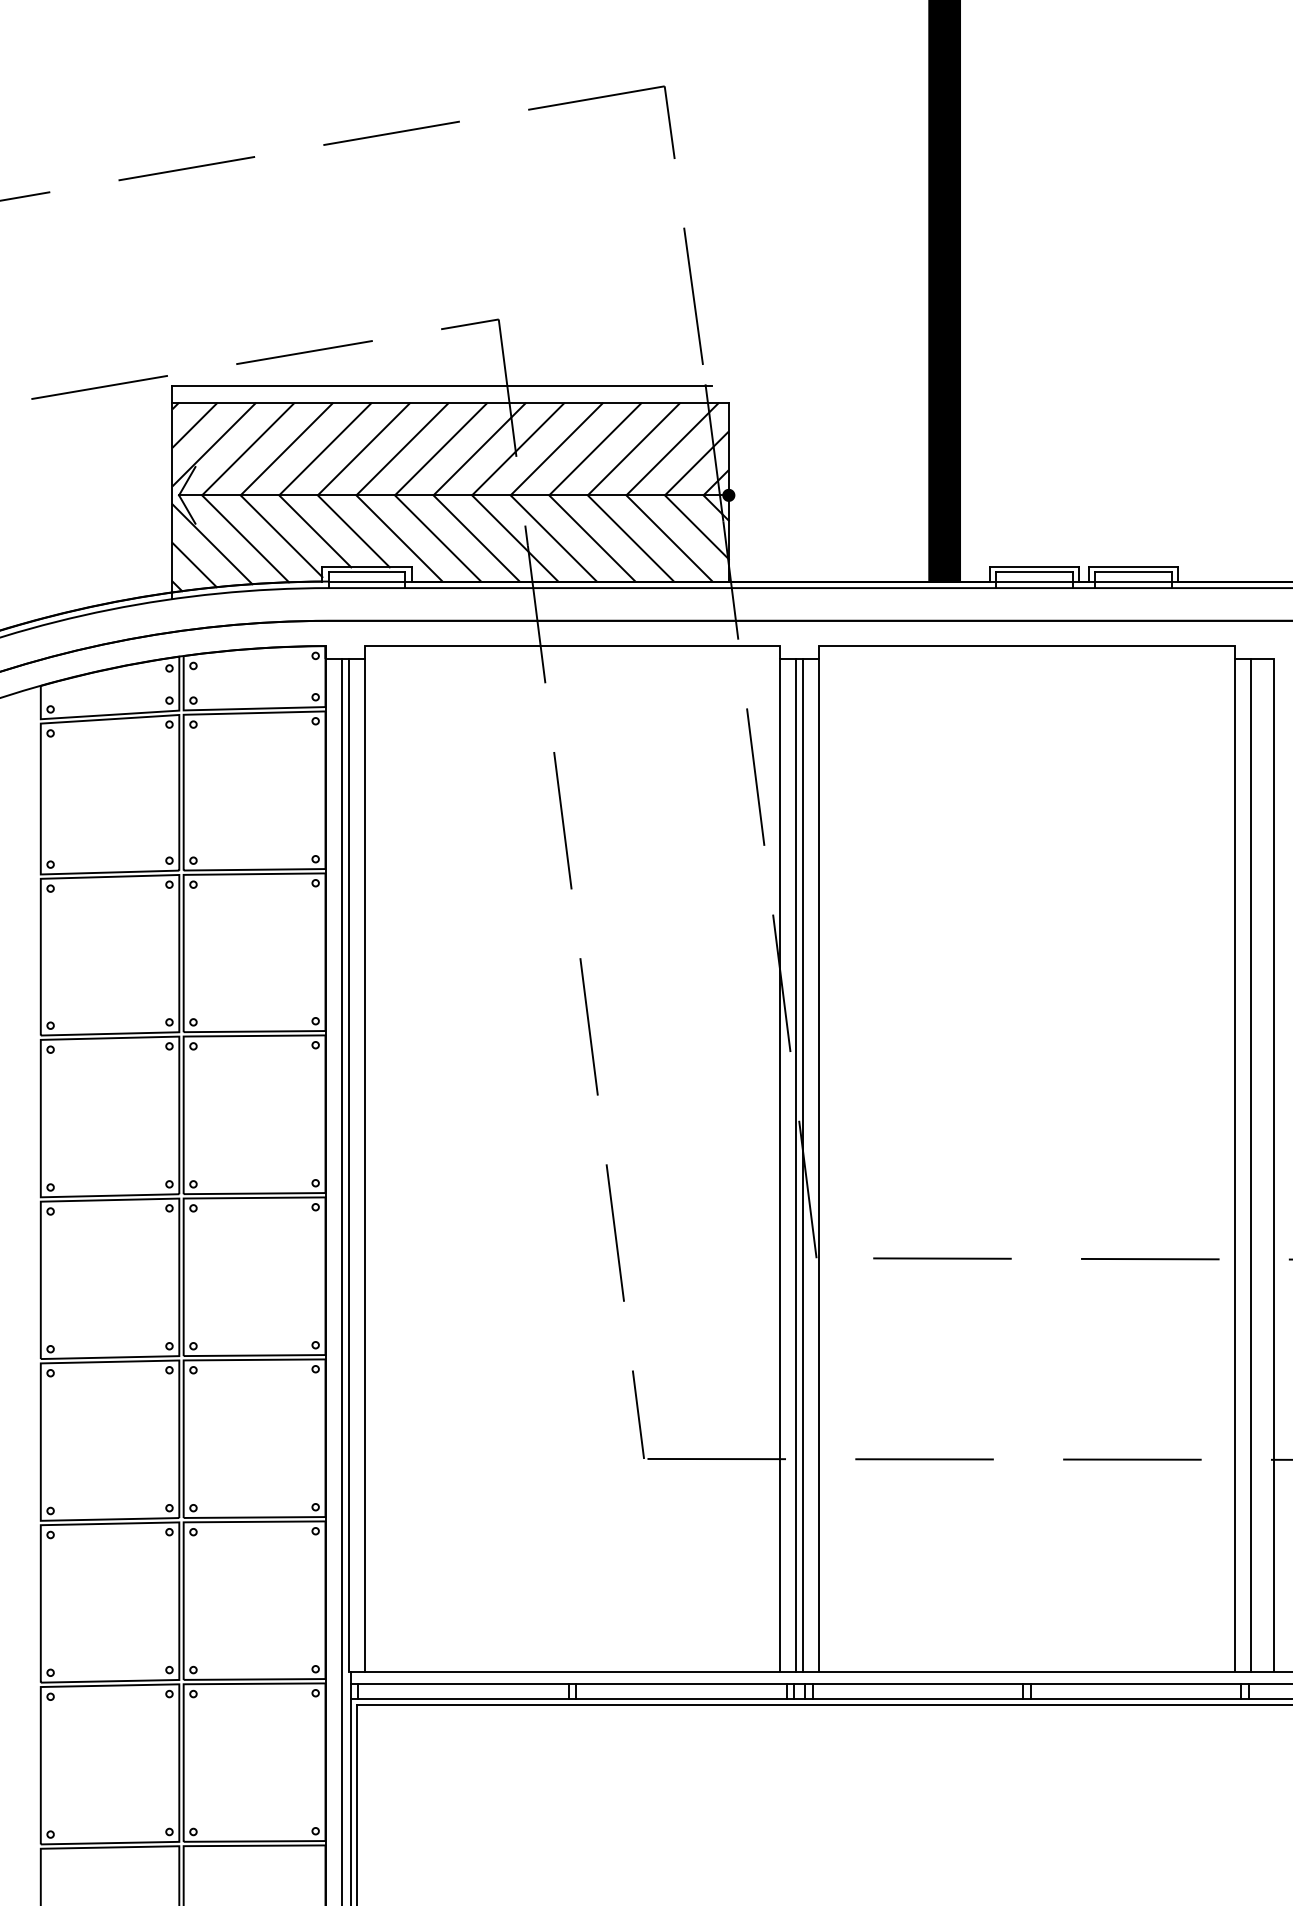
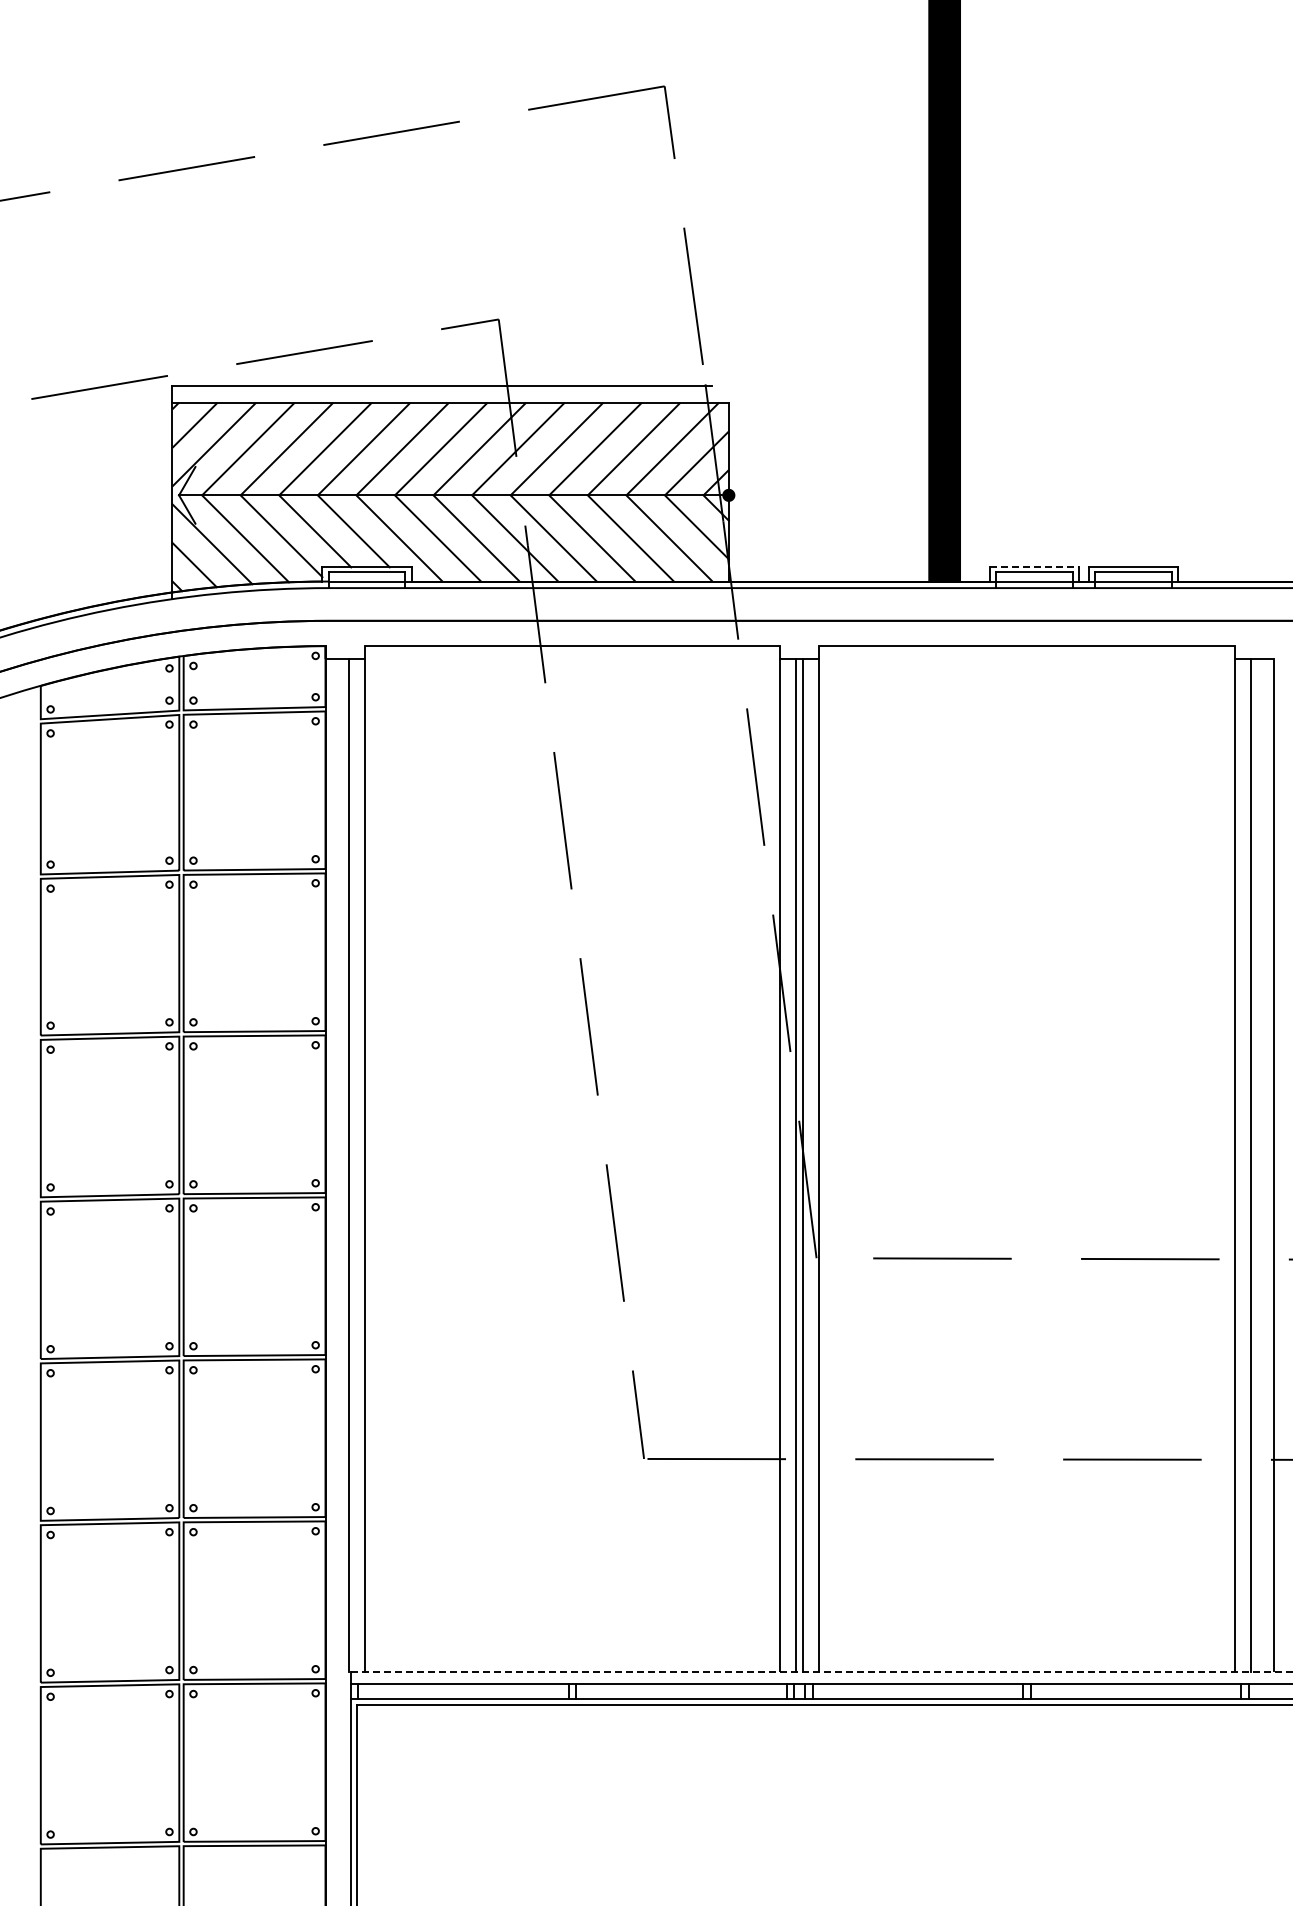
line: solid -> dashed (1034, 567)
line: present -> none (341, 1280)
line: solid -> dashed (821, 1671)
